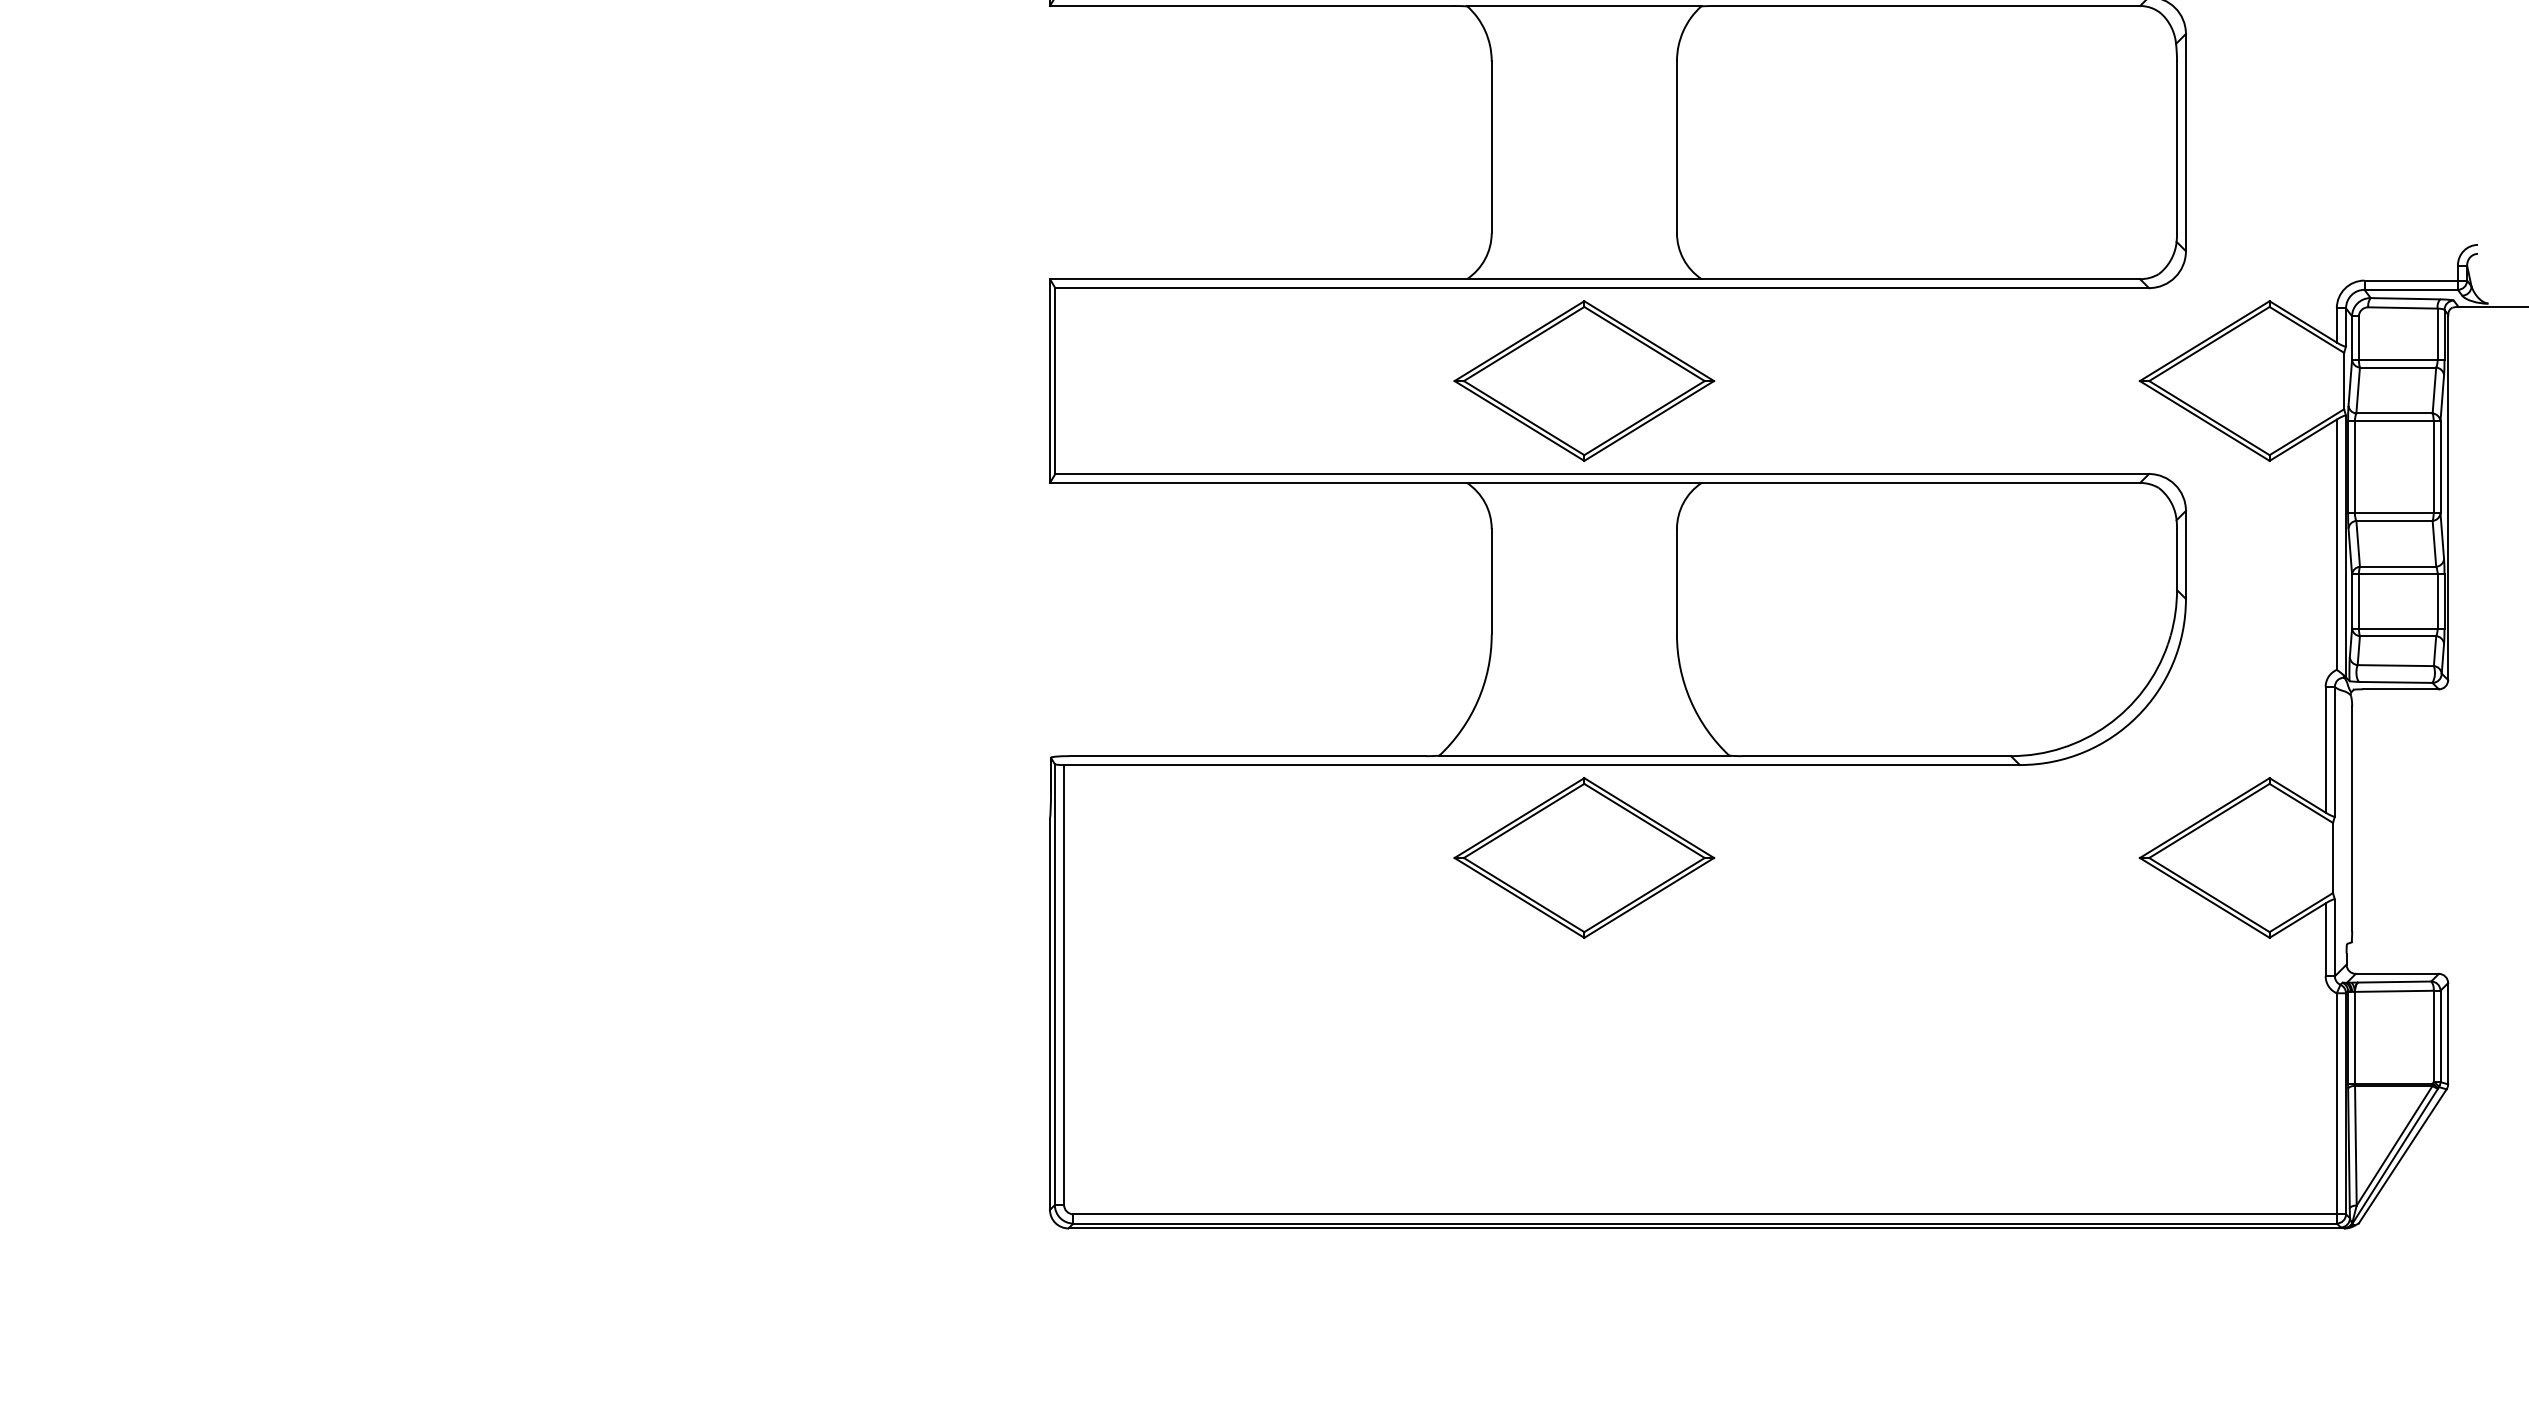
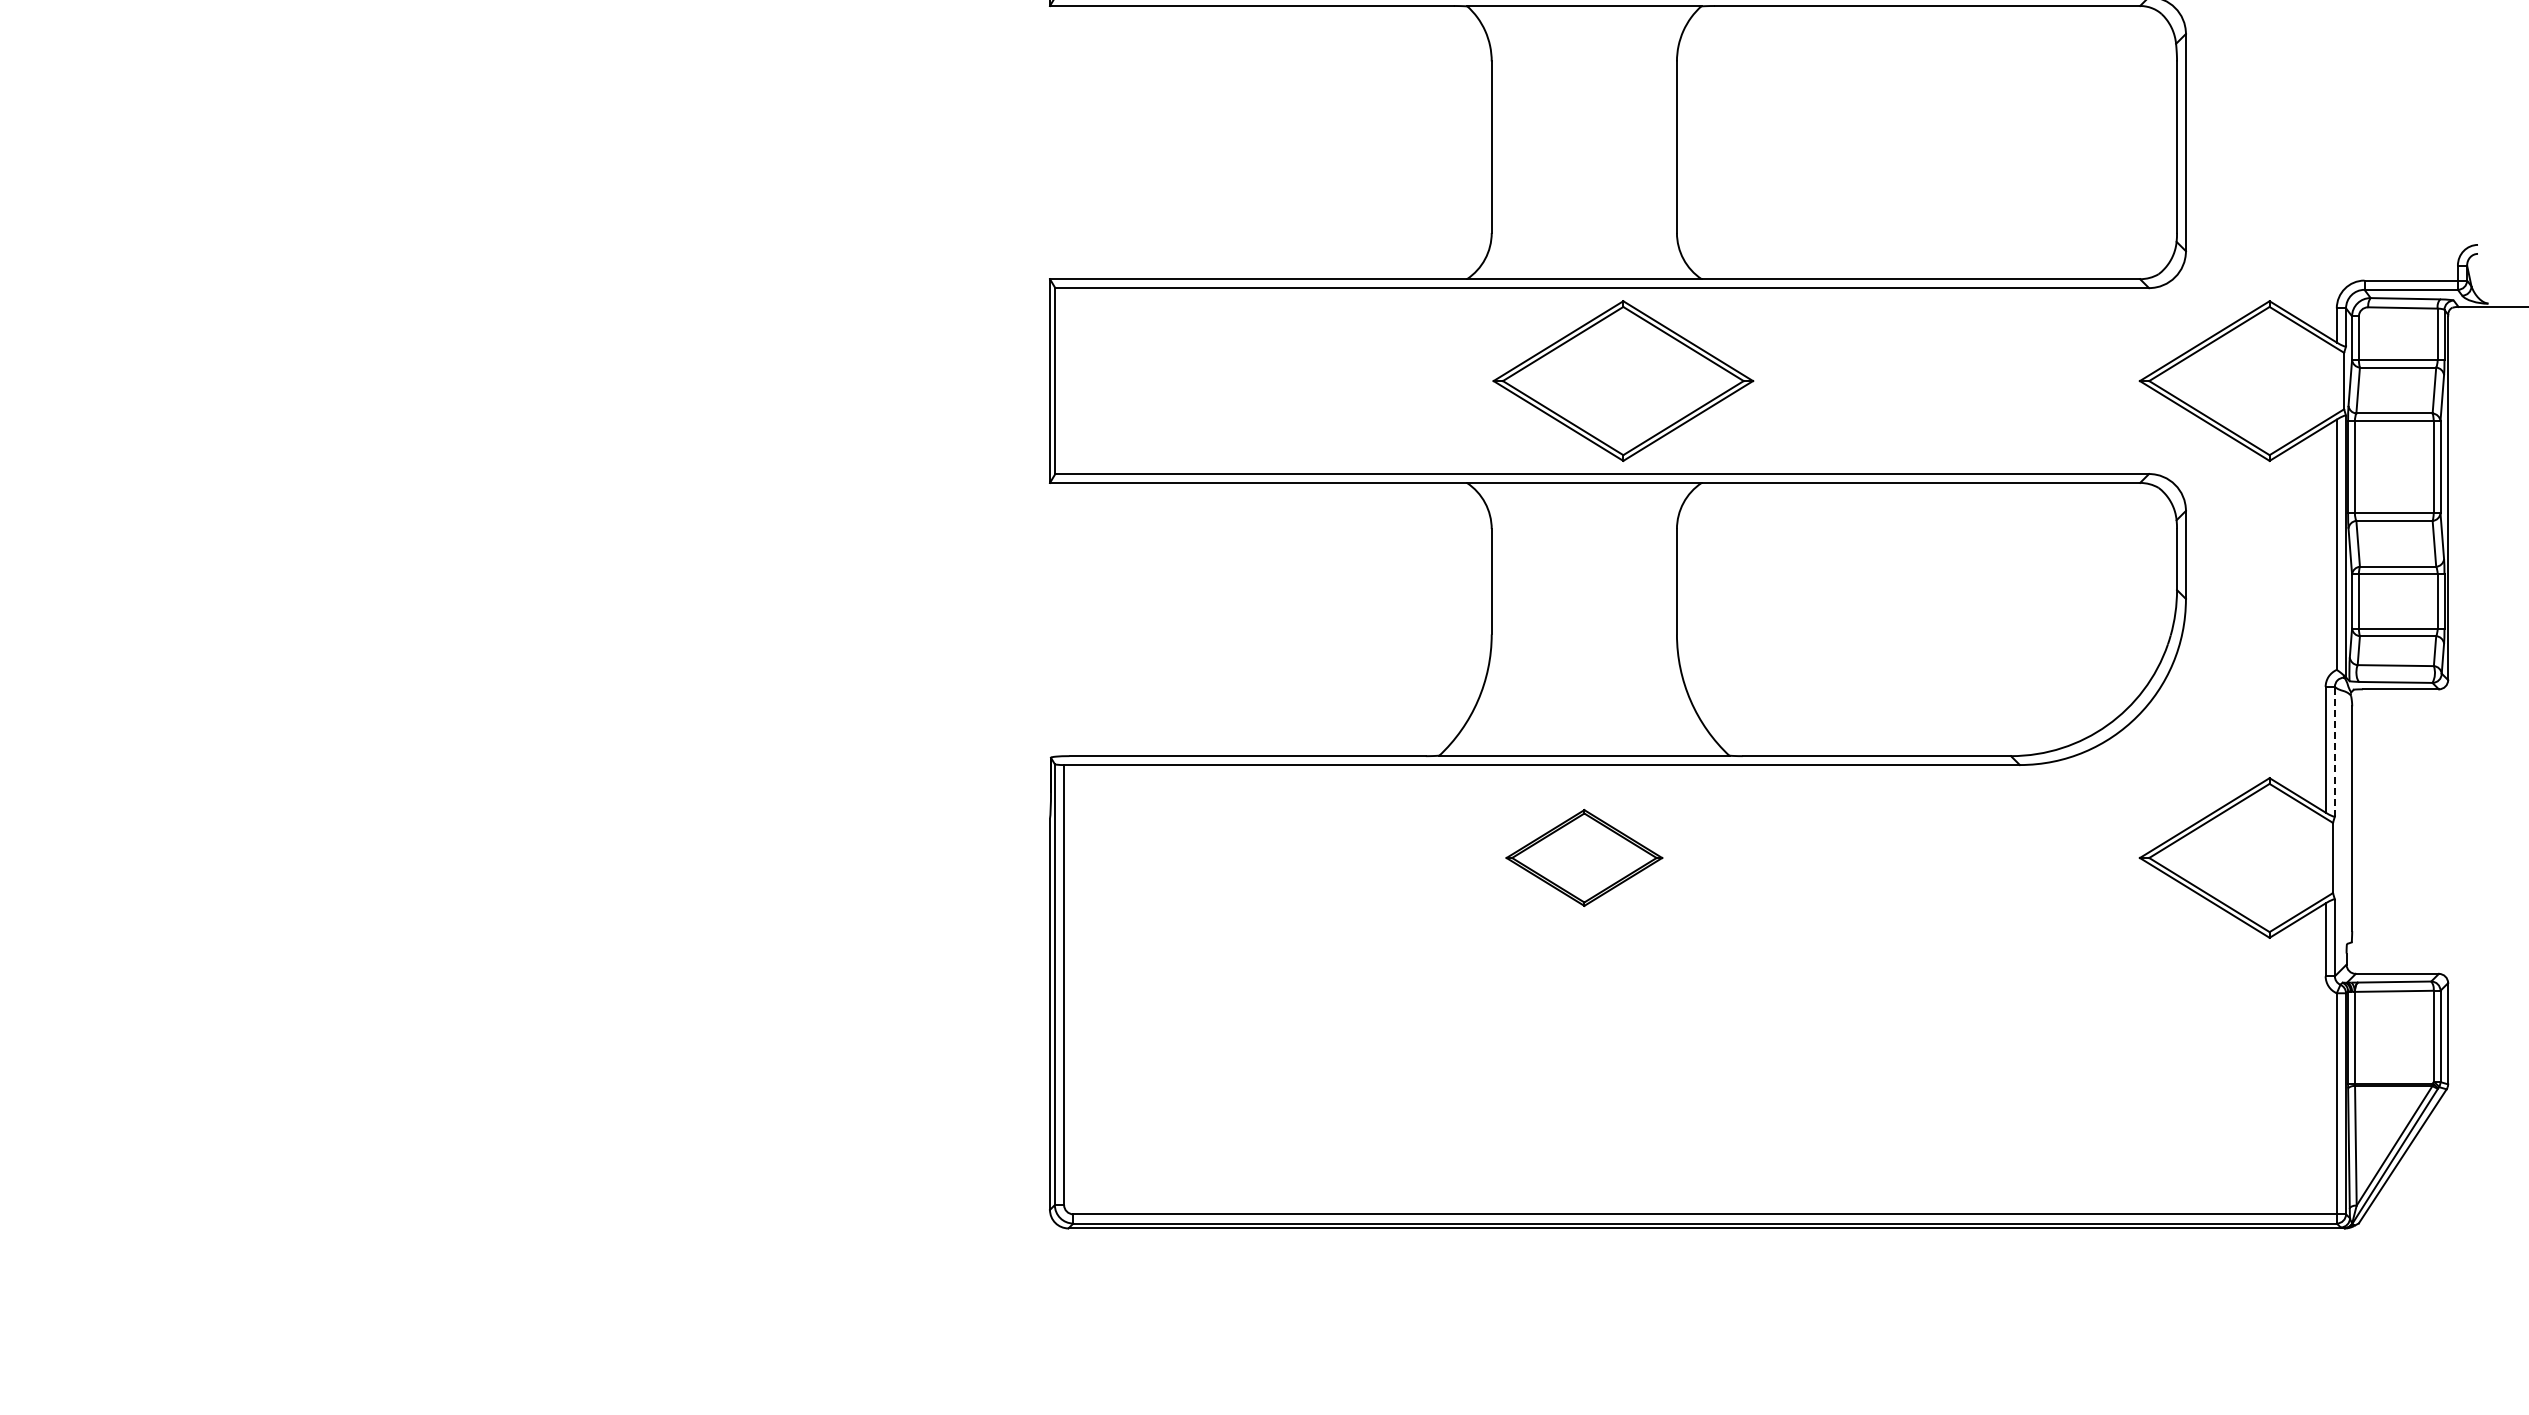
part position: (1584, 380) -> (1623, 380) (1623, 380)
line: solid -> dashed (2334, 751)
part size: 263x162 px -> 159x98 px (1584, 857)
